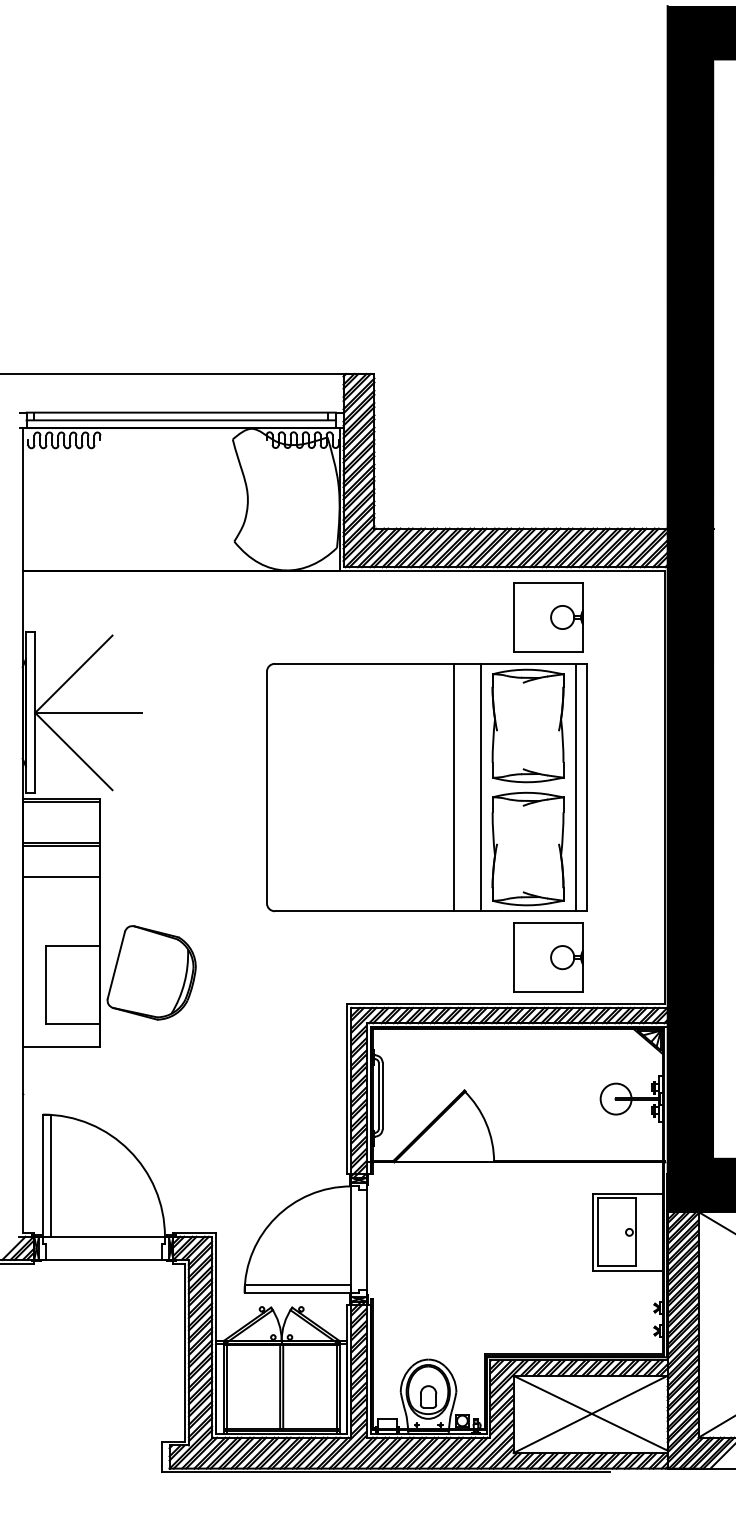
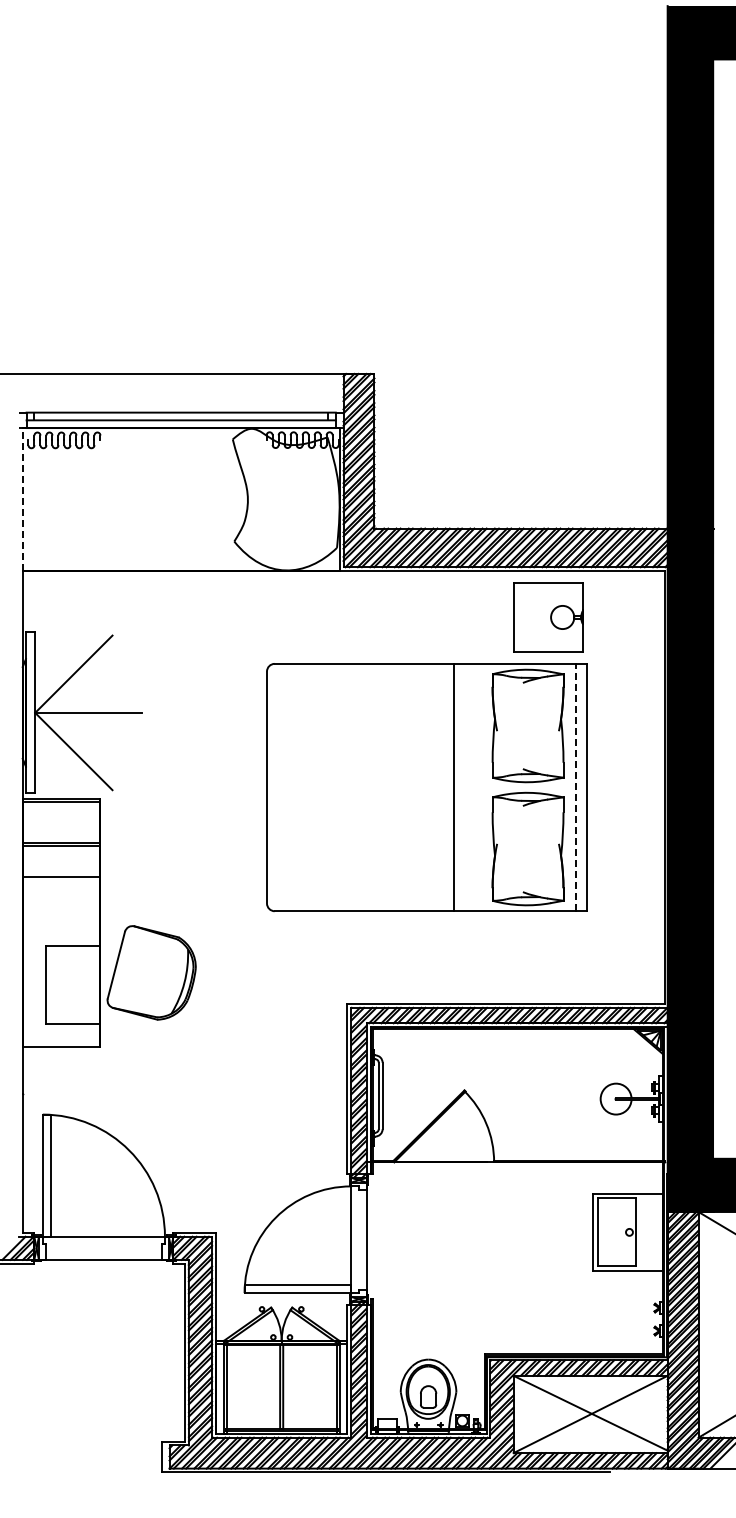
line: solid -> dashed (22, 499)
line: present -> none (481, 787)
line: solid -> dashed (576, 787)
part: present -> none (548, 957)
